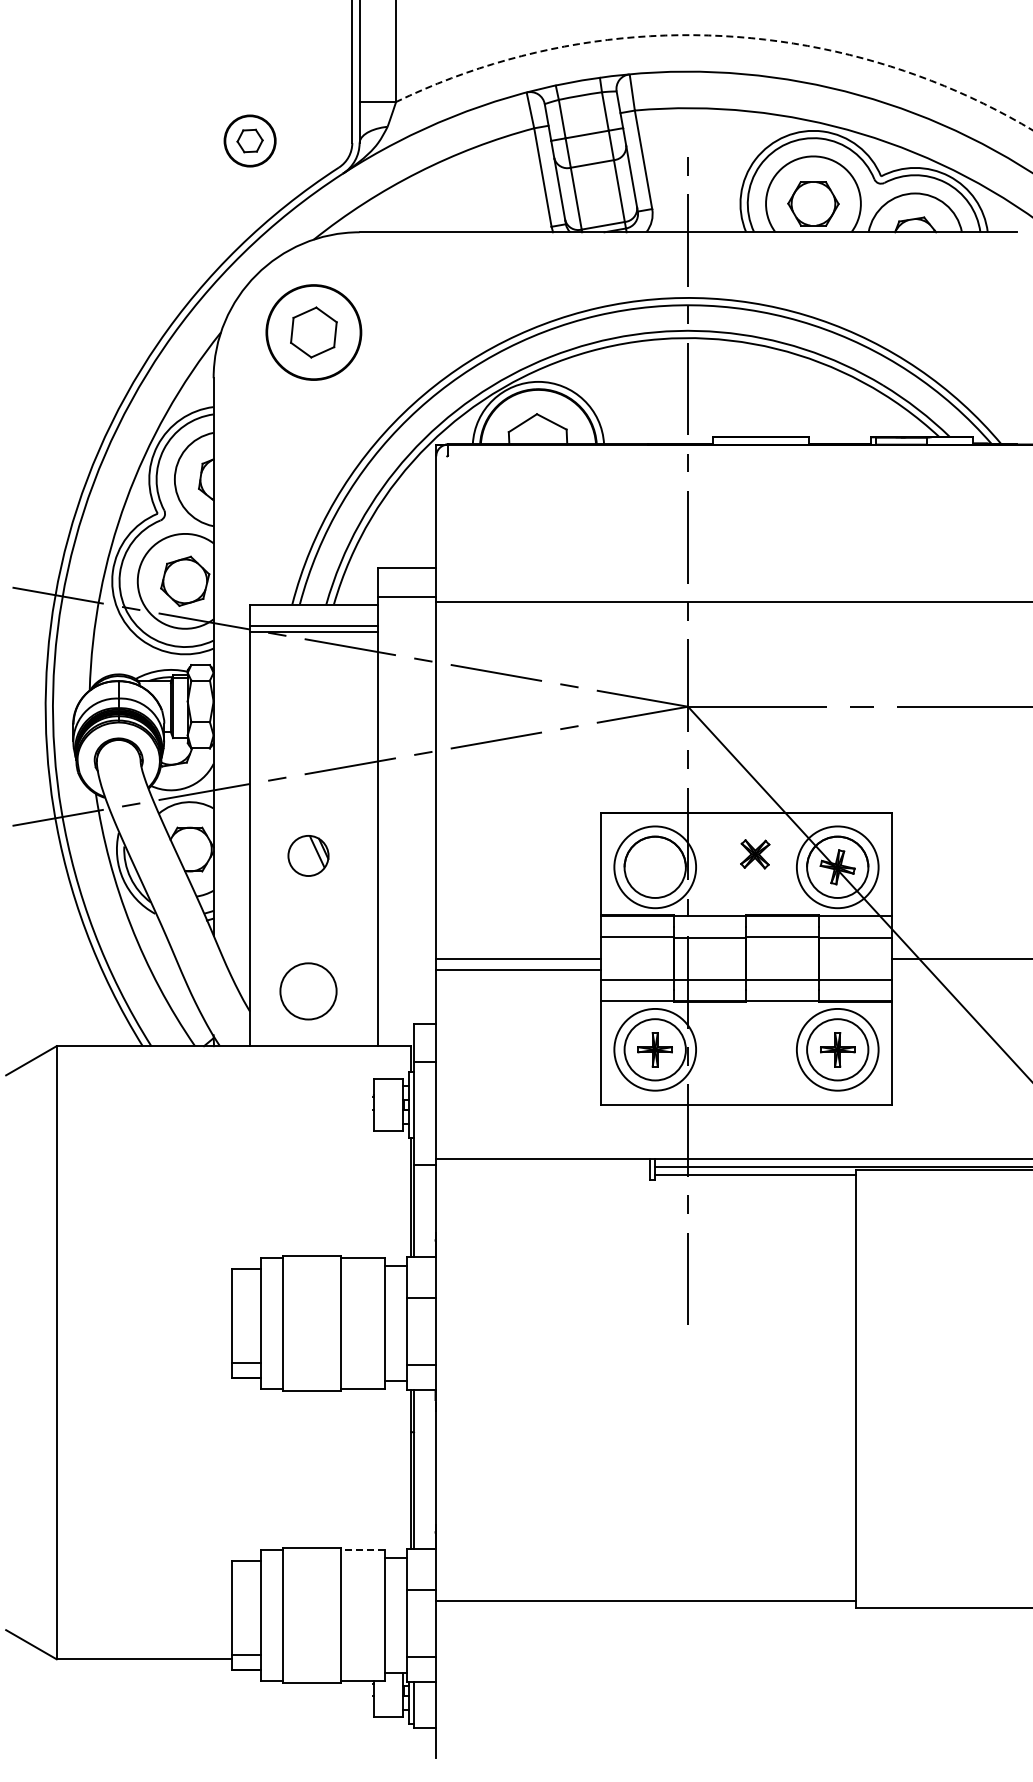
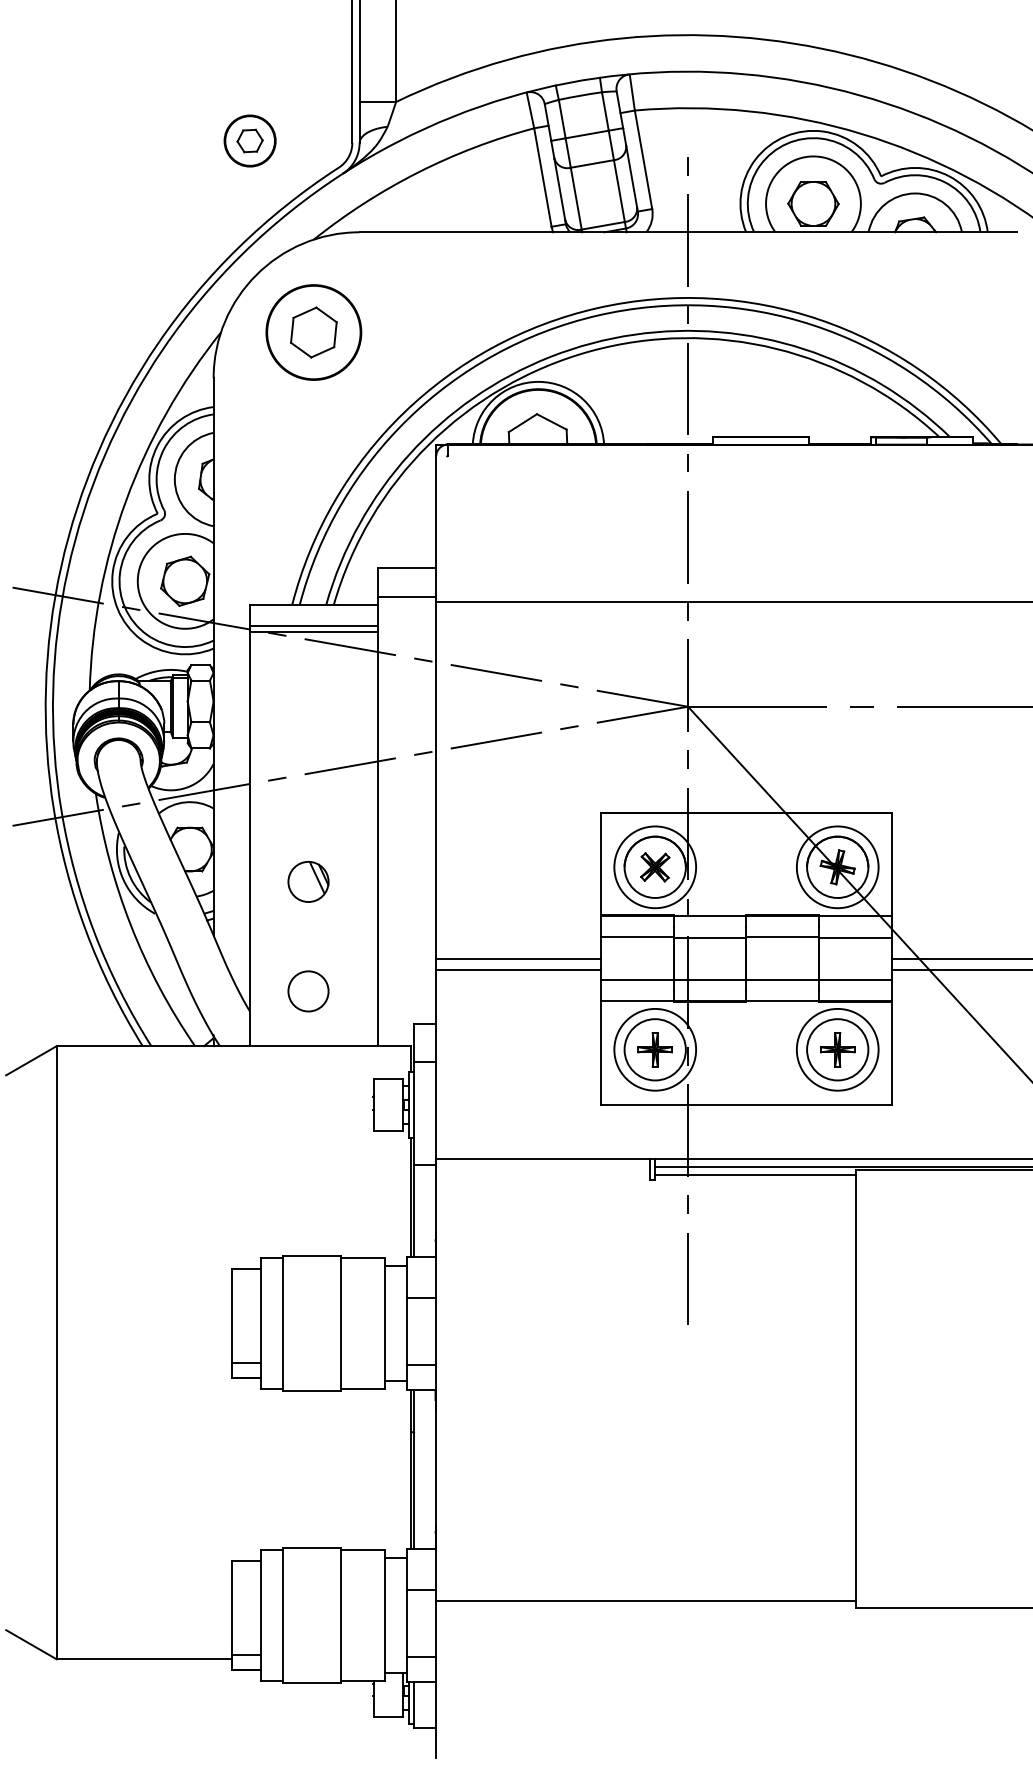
arc: dashed -> solid (717, 35)
part position: (755, 854) -> (655, 867) (655, 867)
part position: (308, 855) -> (308, 881) (308, 881)
line: none -> present (960, 970)
circle diameter: 56 px -> 40 px (308, 991)
line: dashed -> solid (363, 1549)
